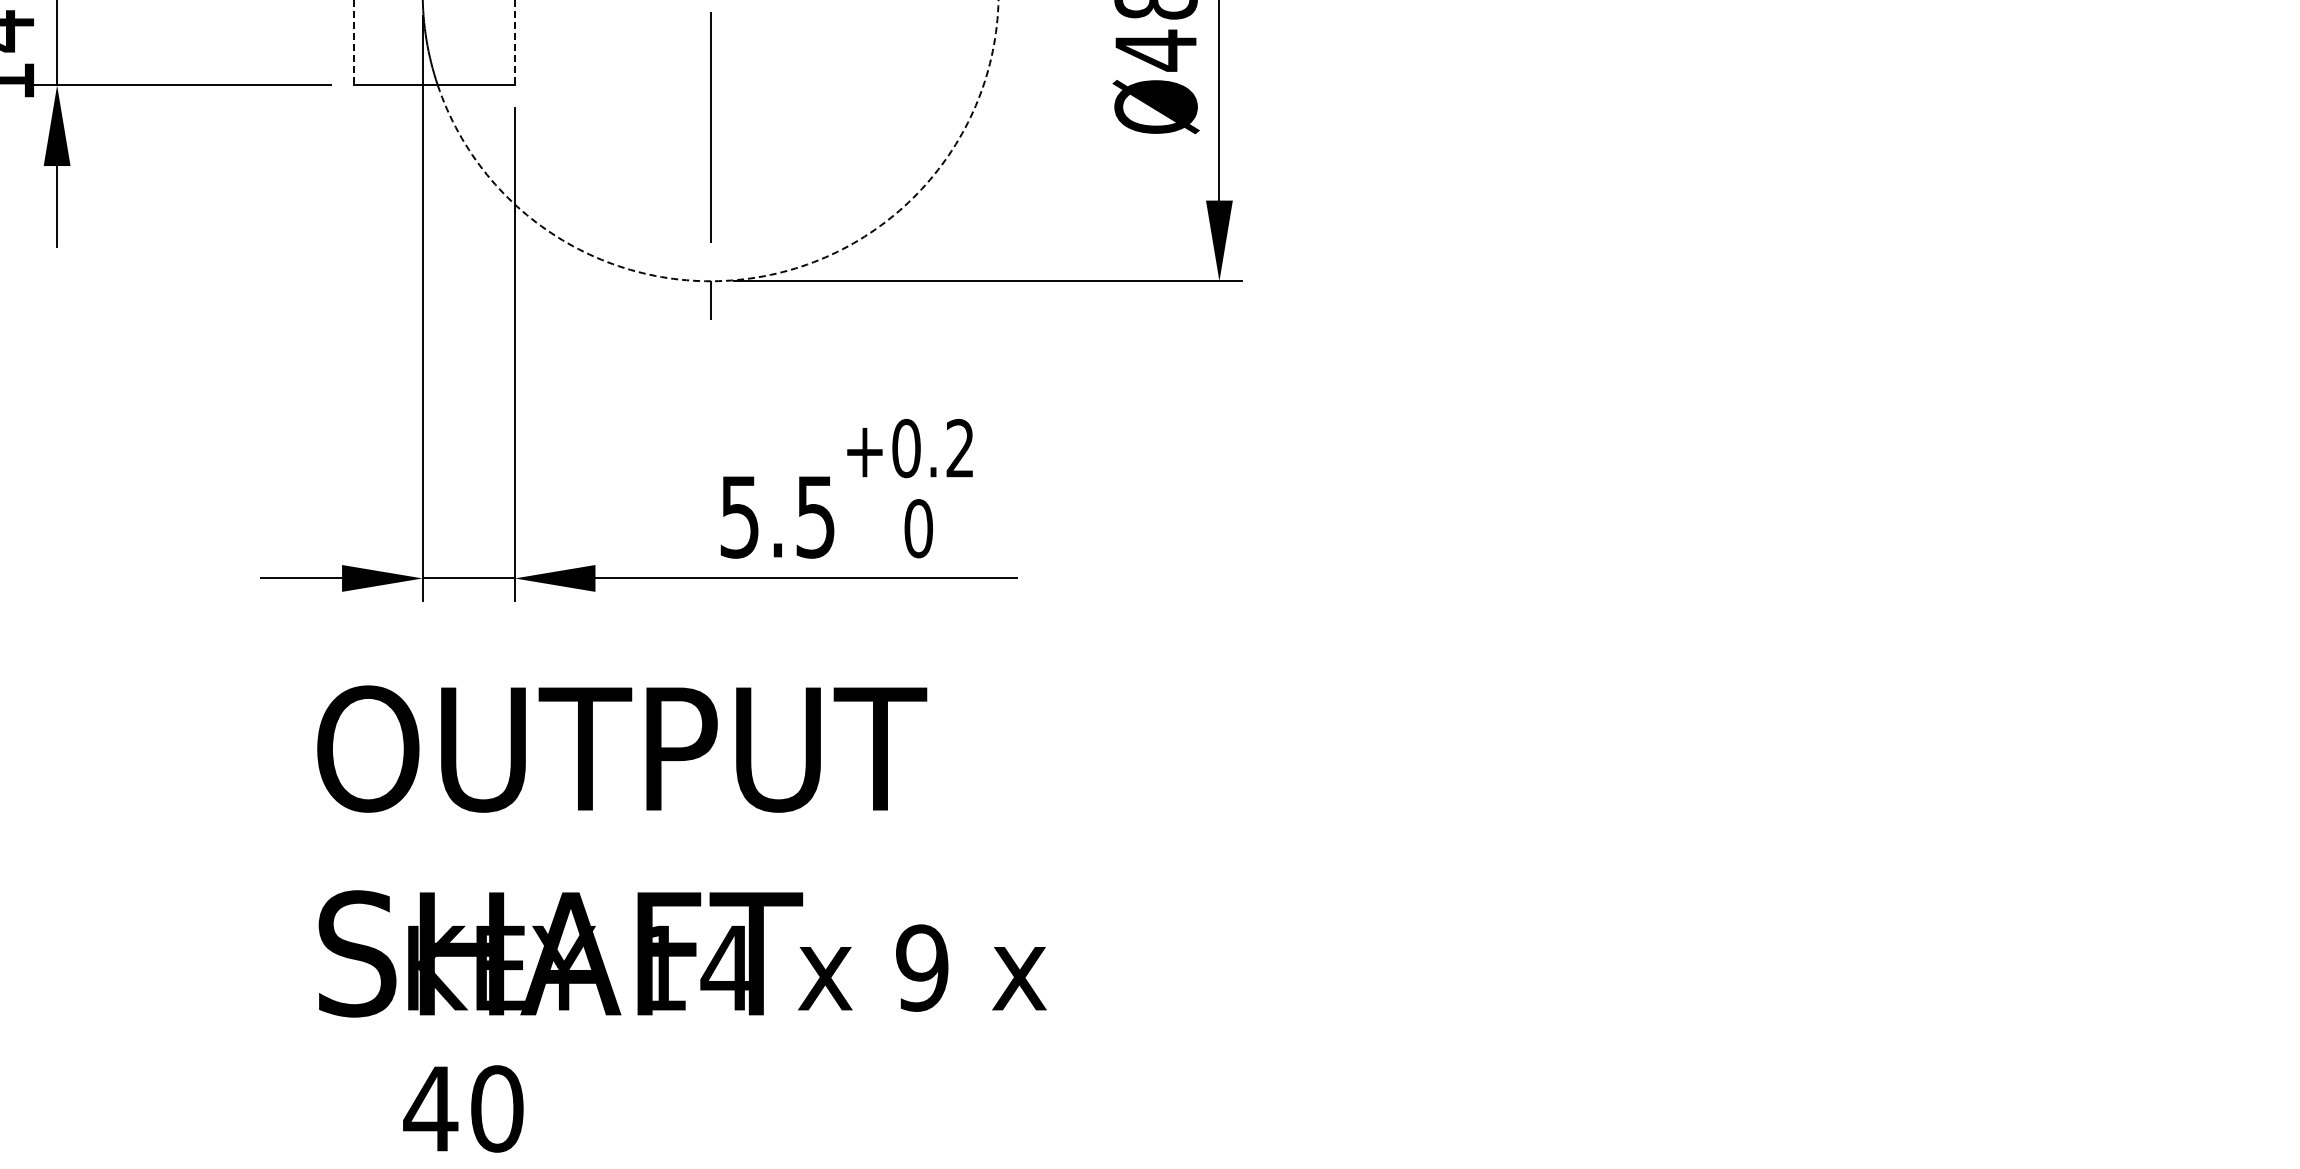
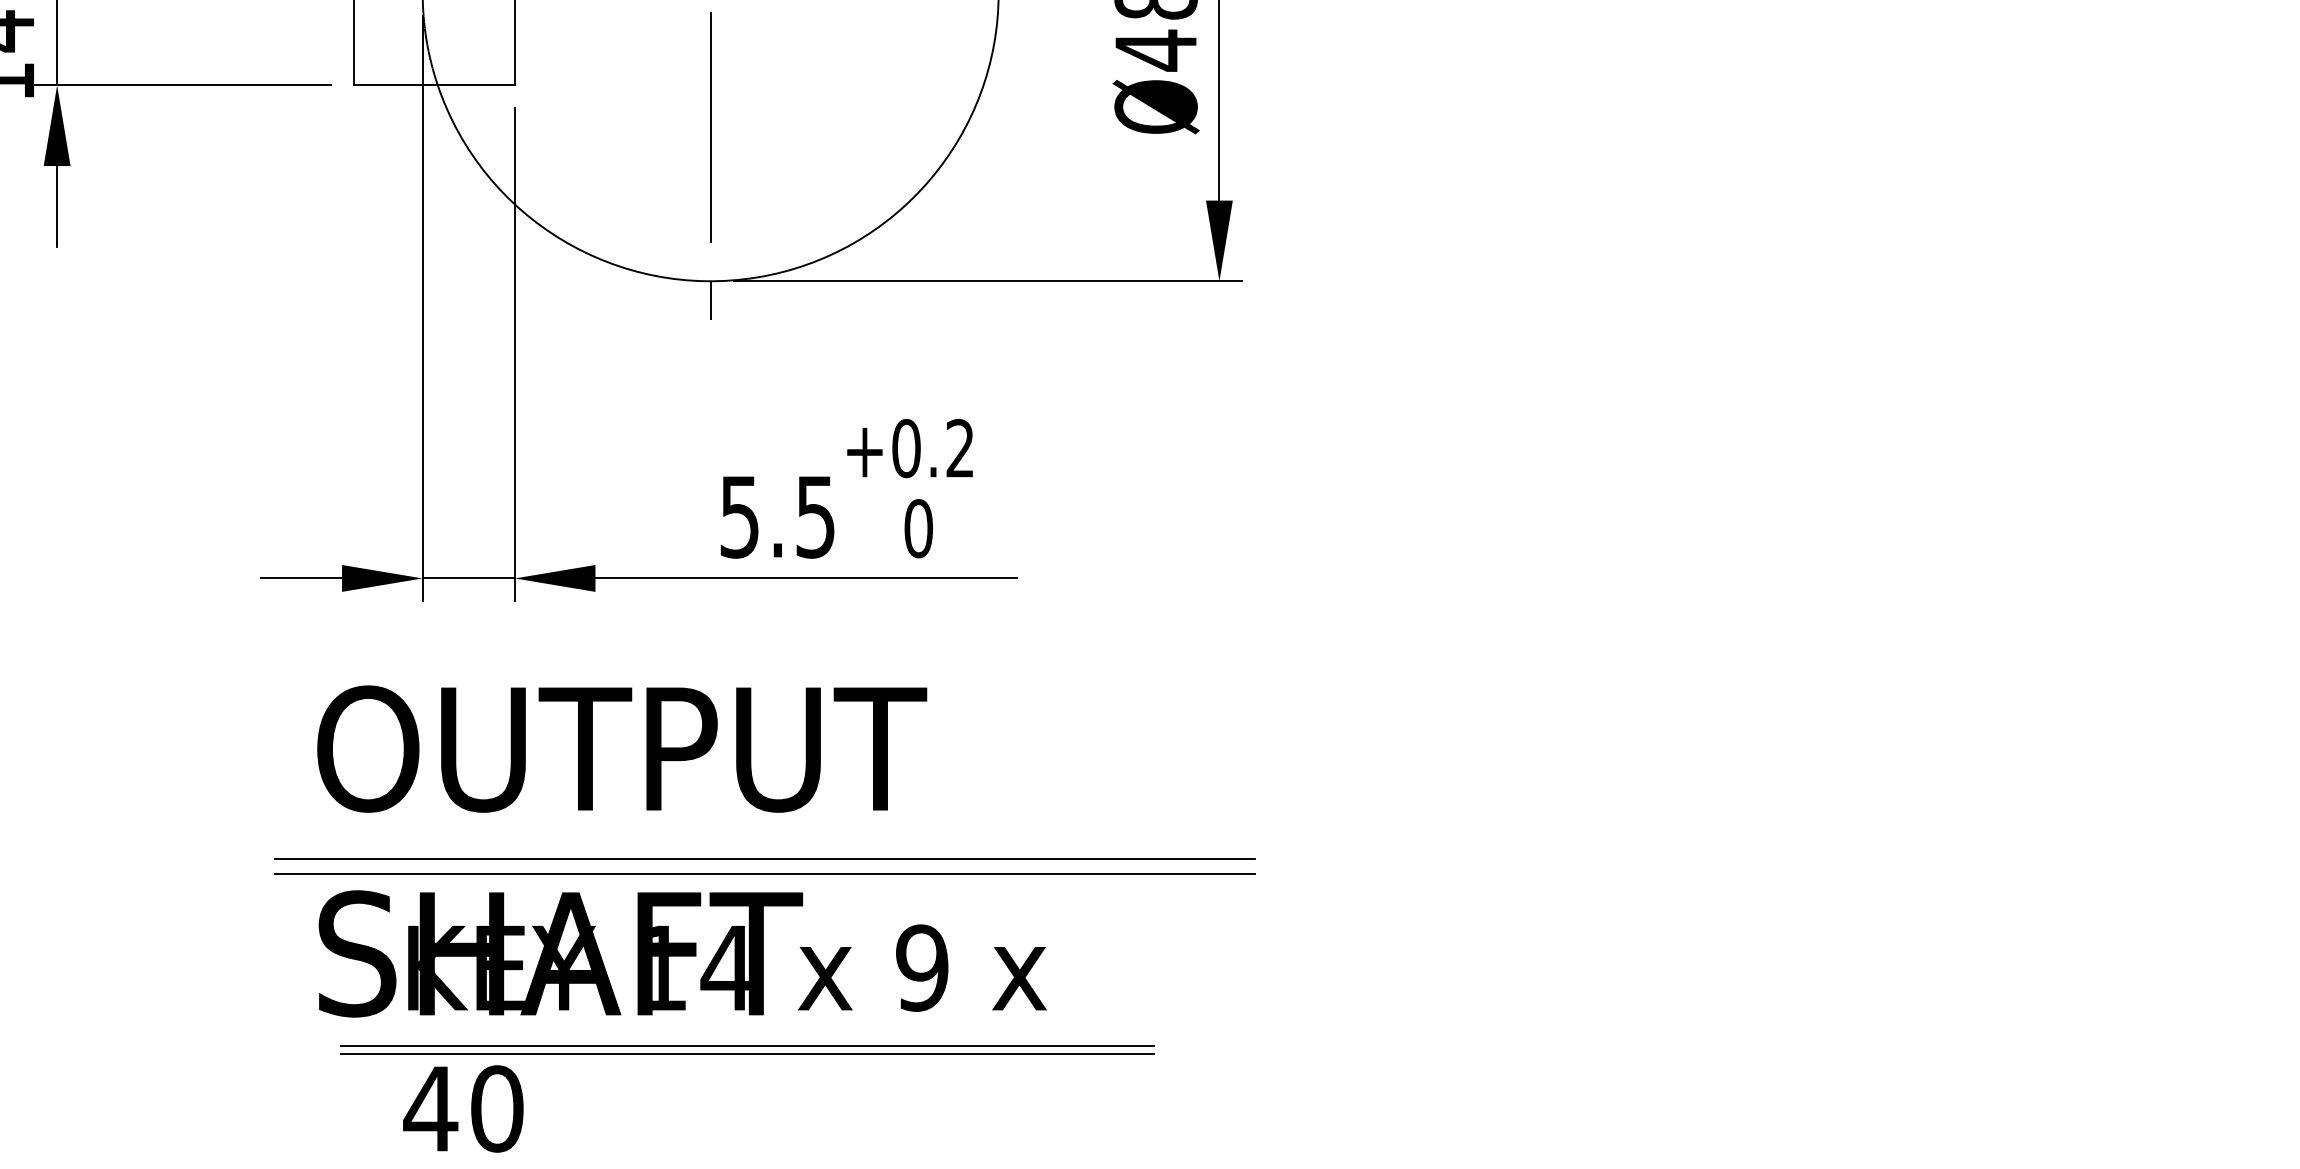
line: dashed -> solid (353, 43)
line: dashed -> solid (514, 43)
arc: dashed -> solid (754, 277)
line: none -> present (764, 858)
line: none -> present (764, 874)
line: none -> present (747, 1046)
line: none -> present (747, 1053)
